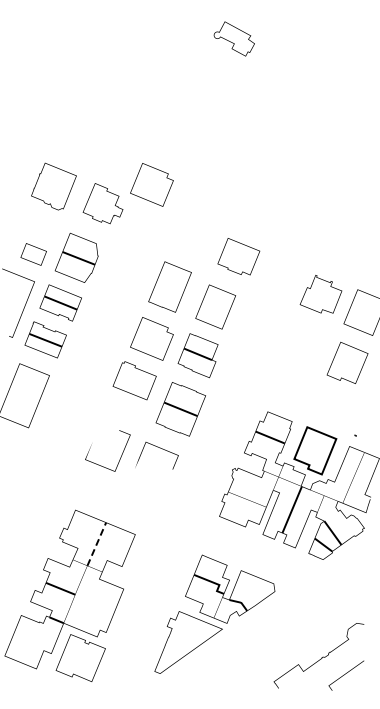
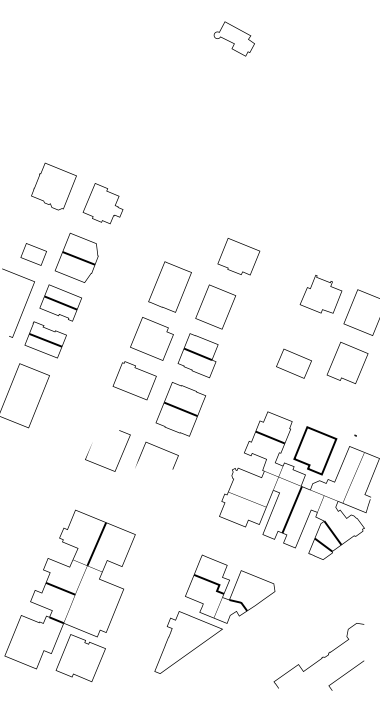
part: present -> none (151, 184)
part: none -> present (293, 363)
line: dashed -> solid (96, 544)
